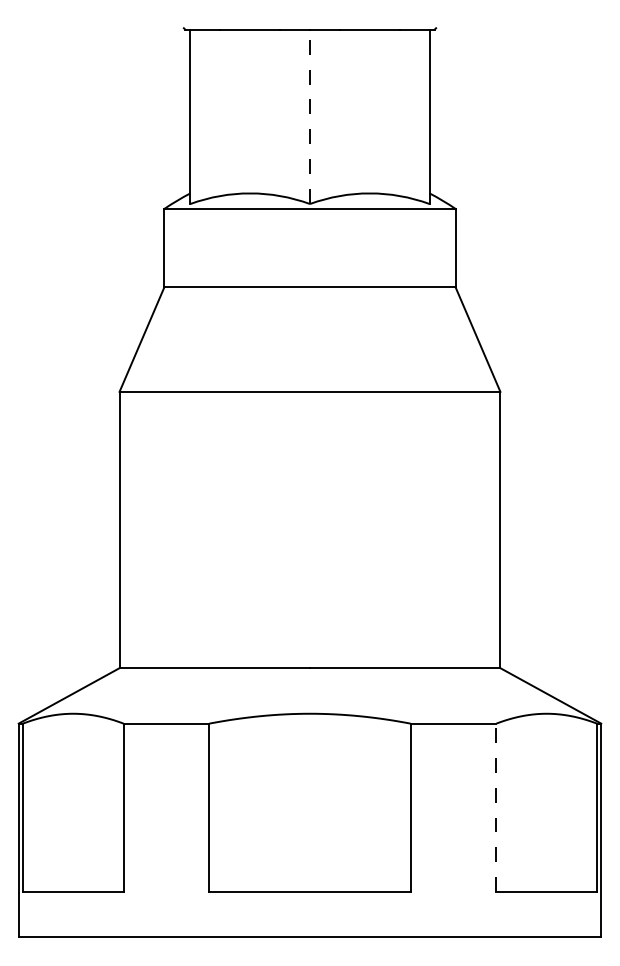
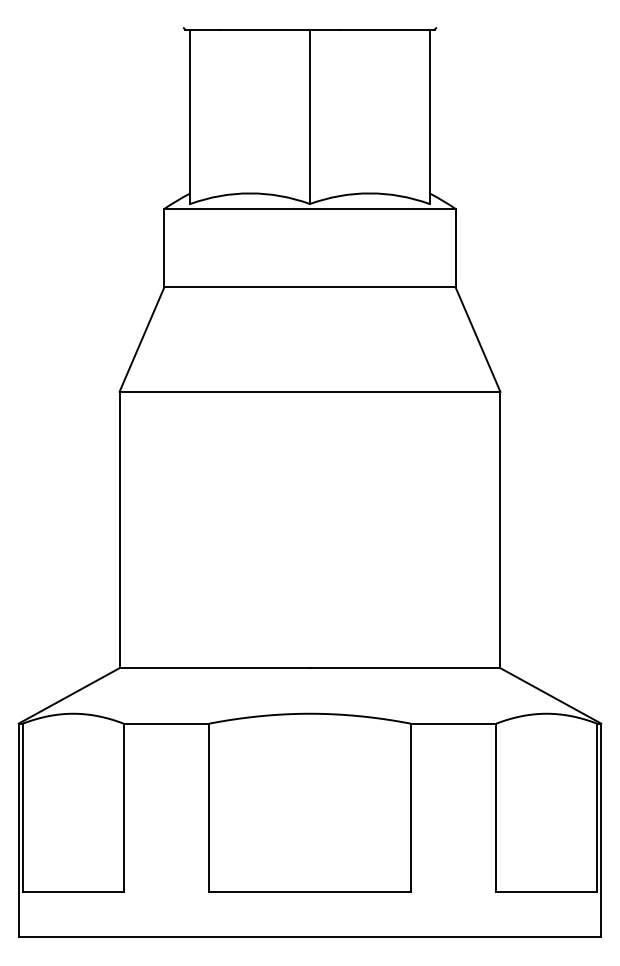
line: dashed -> solid (310, 116)
line: dashed -> solid (496, 807)
